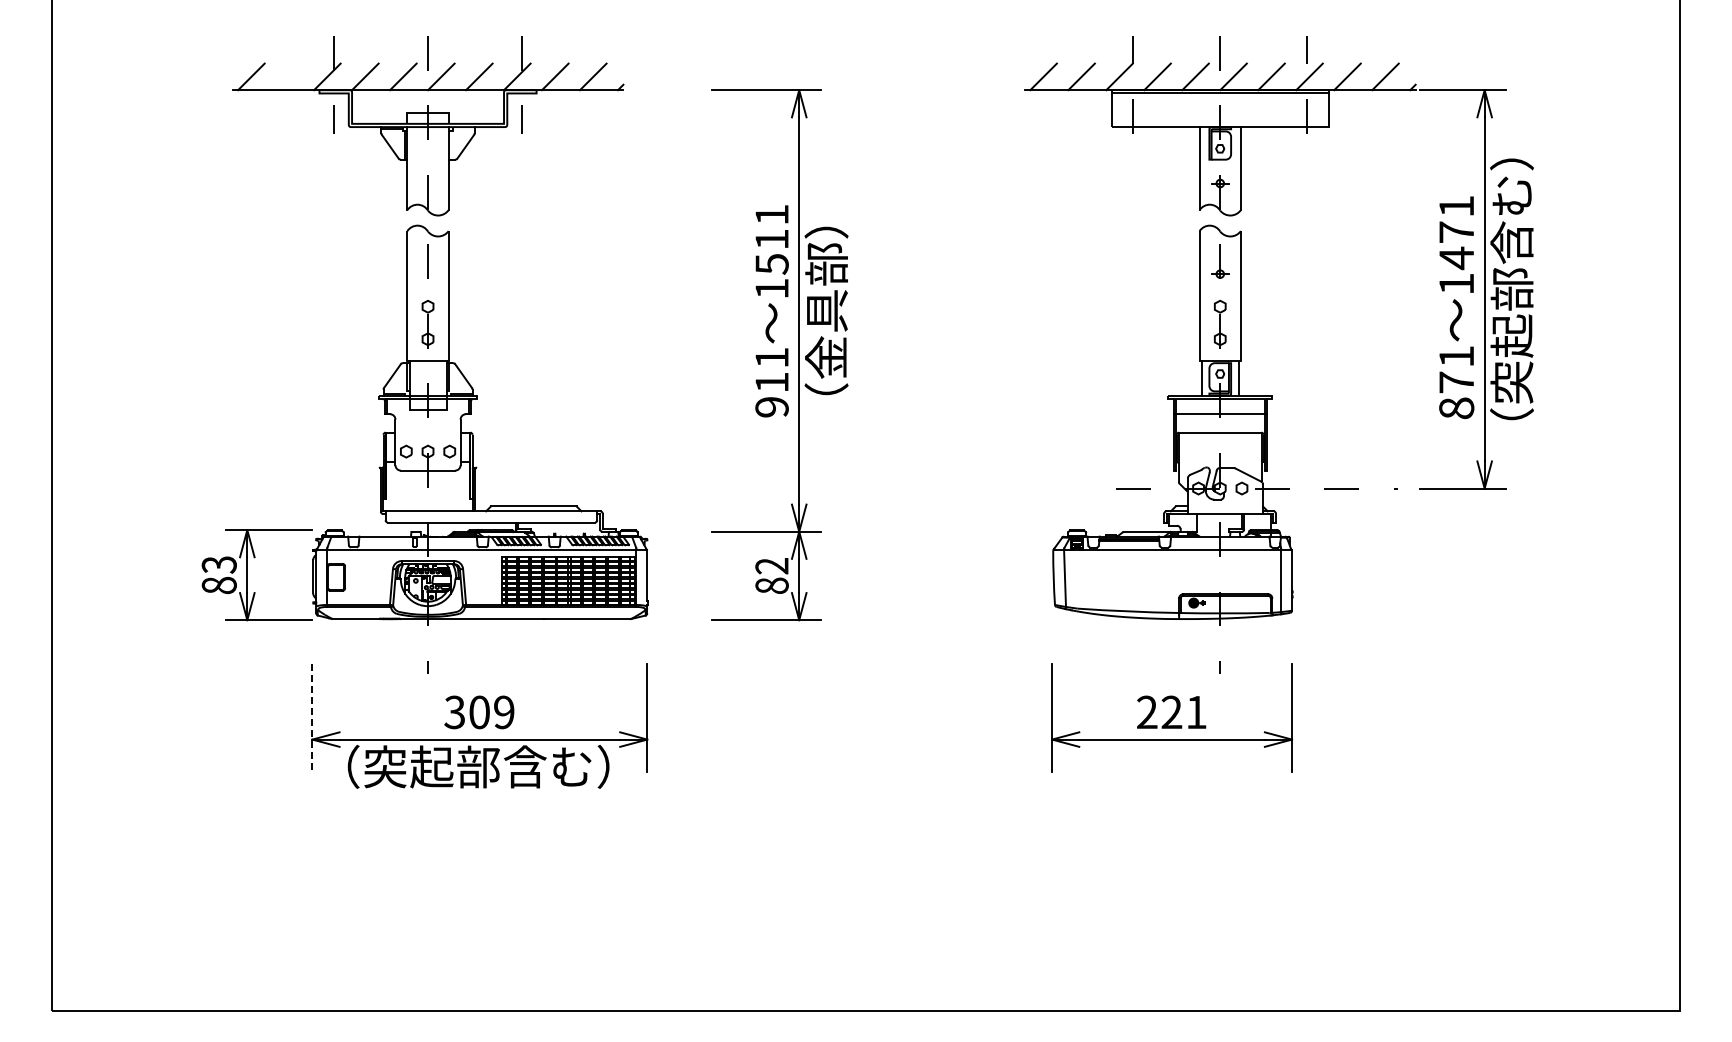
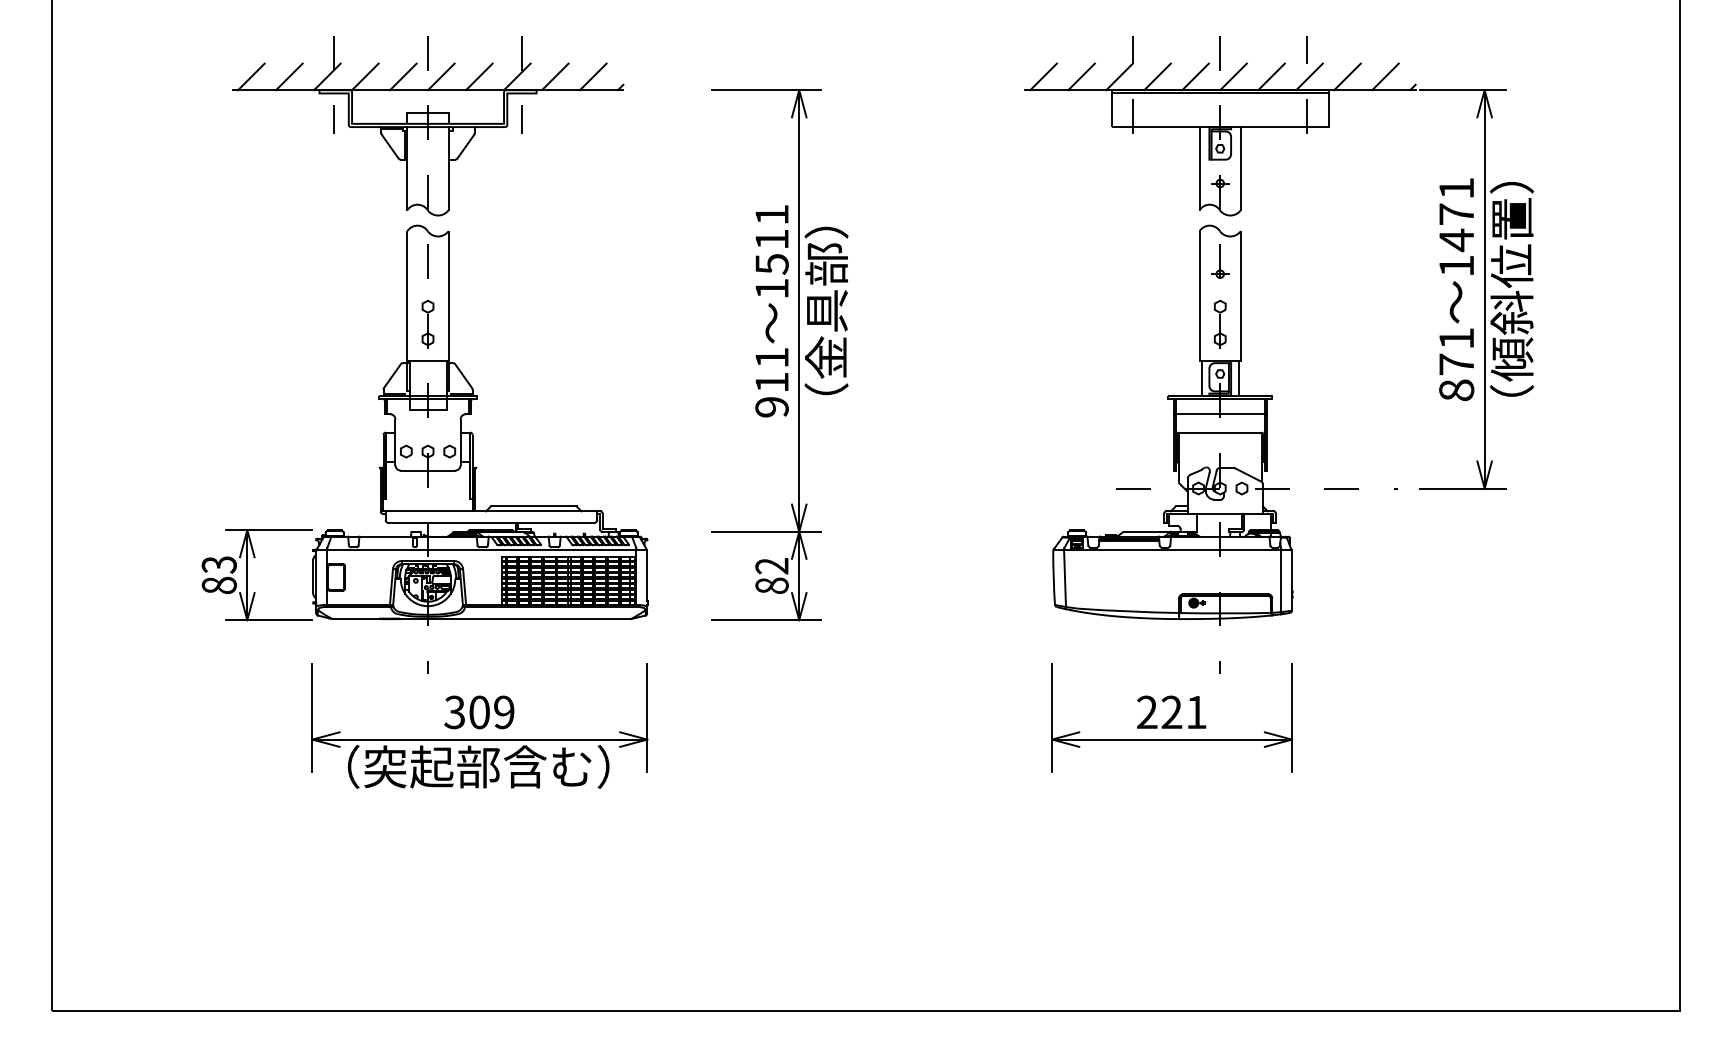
line: none -> present (289, 76)
text: （突起部含む） -> （傾斜位置） (1511, 289)
text position: (1456, 307) -> (1456, 289) (1456, 289)
line: dashed -> solid (312, 718)
